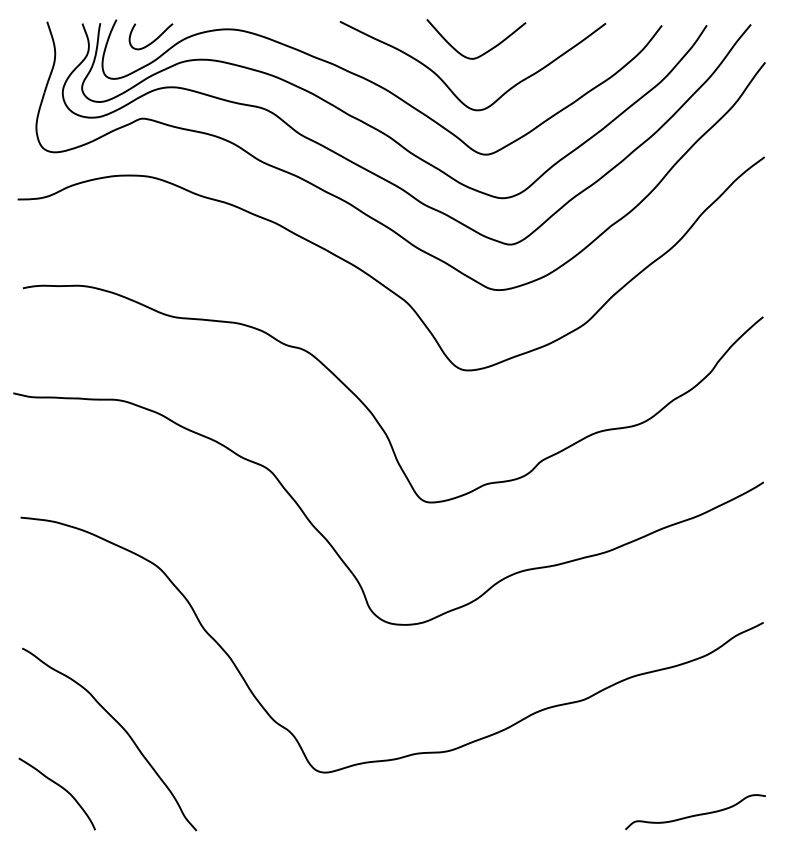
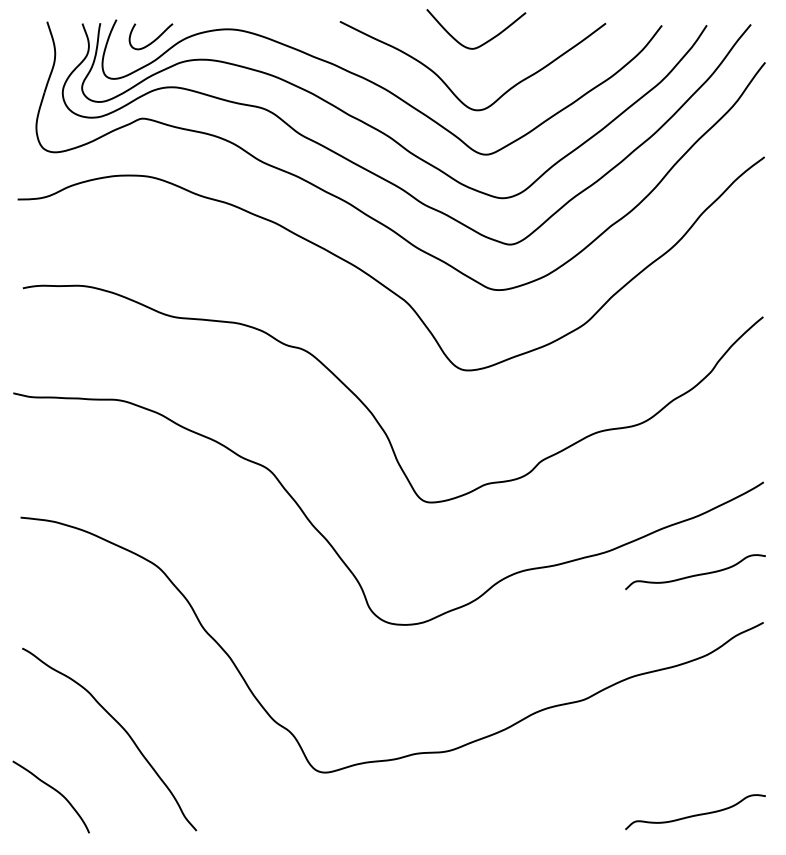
curve position: (482, 53) -> (482, 43) (482, 43)
curve: none -> present (695, 574)
curve position: (61, 788) -> (55, 791) (55, 791)
